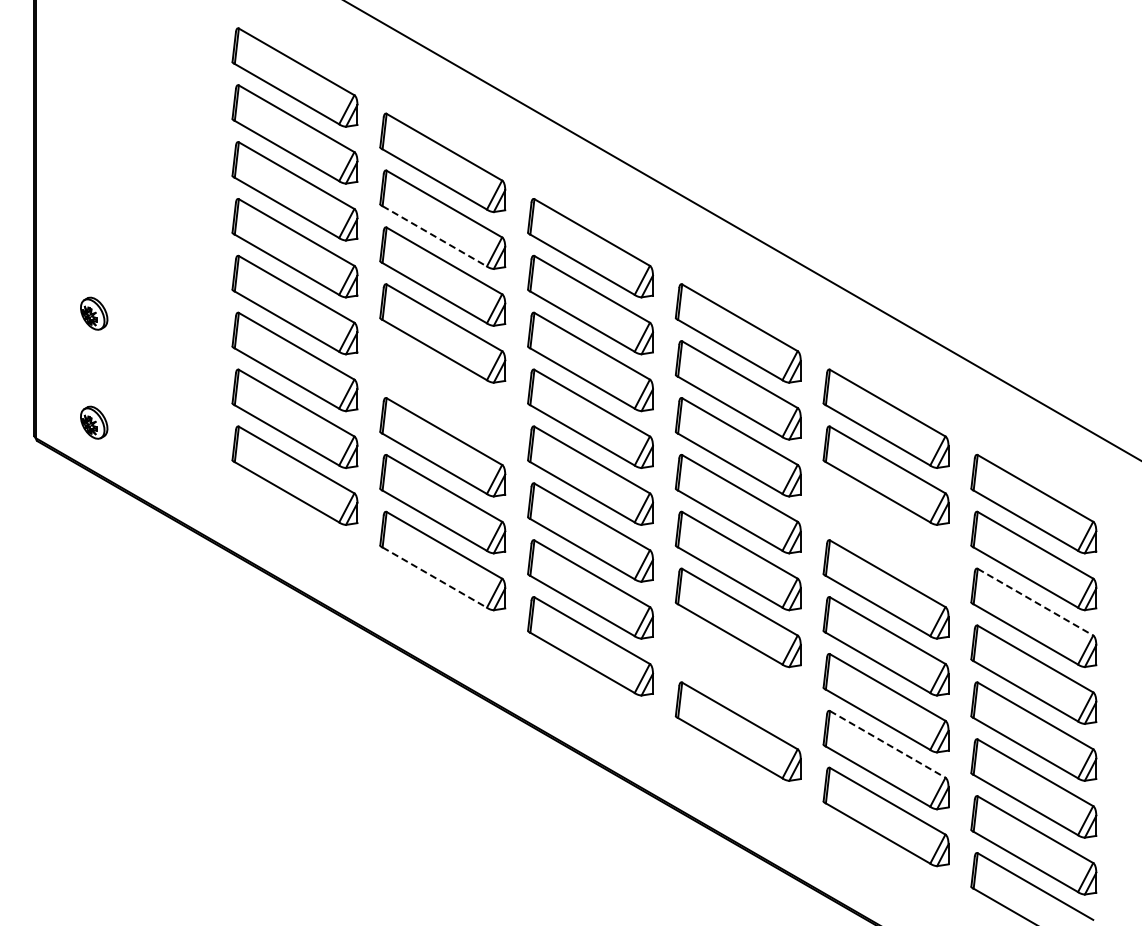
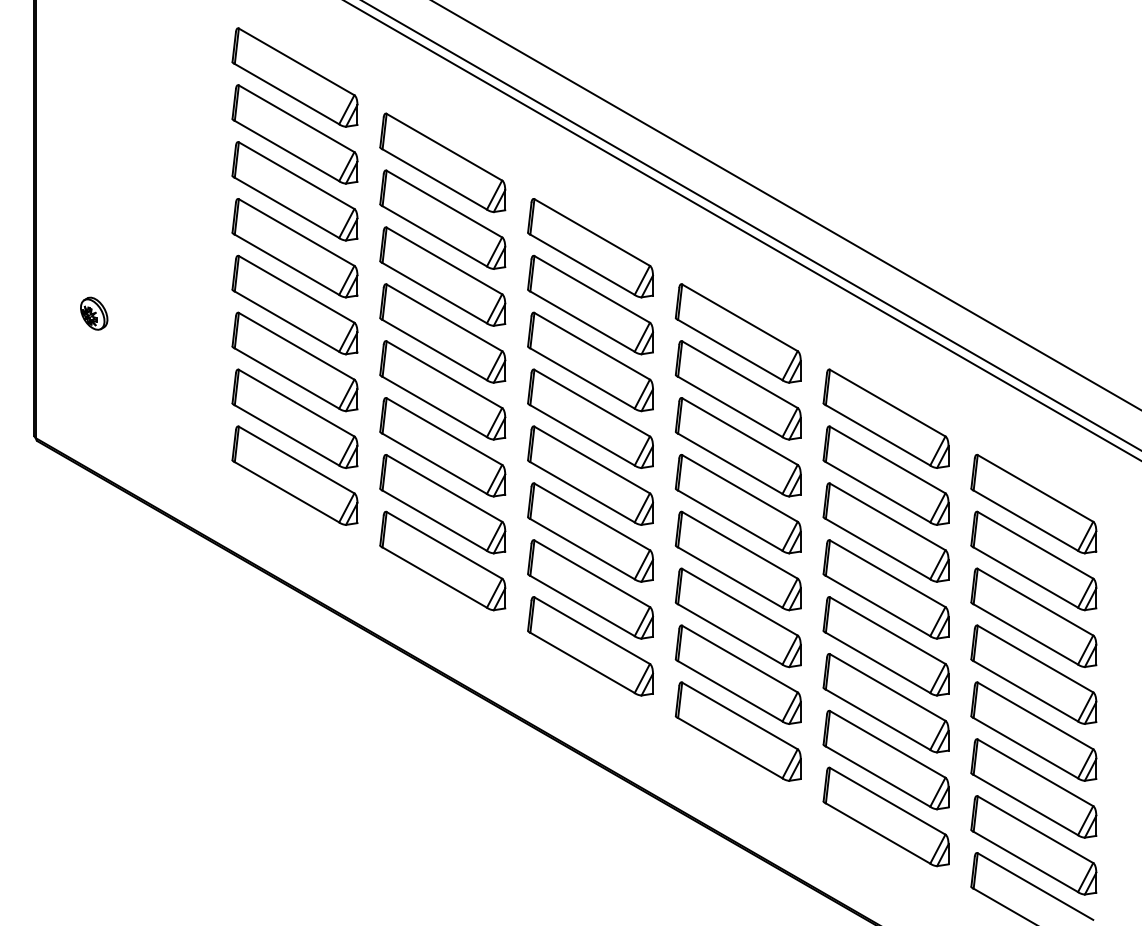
line: none -> present (786, 205)
line: none -> present (751, 225)
line: dashed -> solid (435, 236)
part: none -> present (442, 390)
part: present -> none (94, 422)
part: none -> present (885, 532)
line: dashed -> solid (435, 577)
line: dashed -> solid (1035, 602)
part: none -> present (737, 674)
line: dashed -> solid (887, 744)
